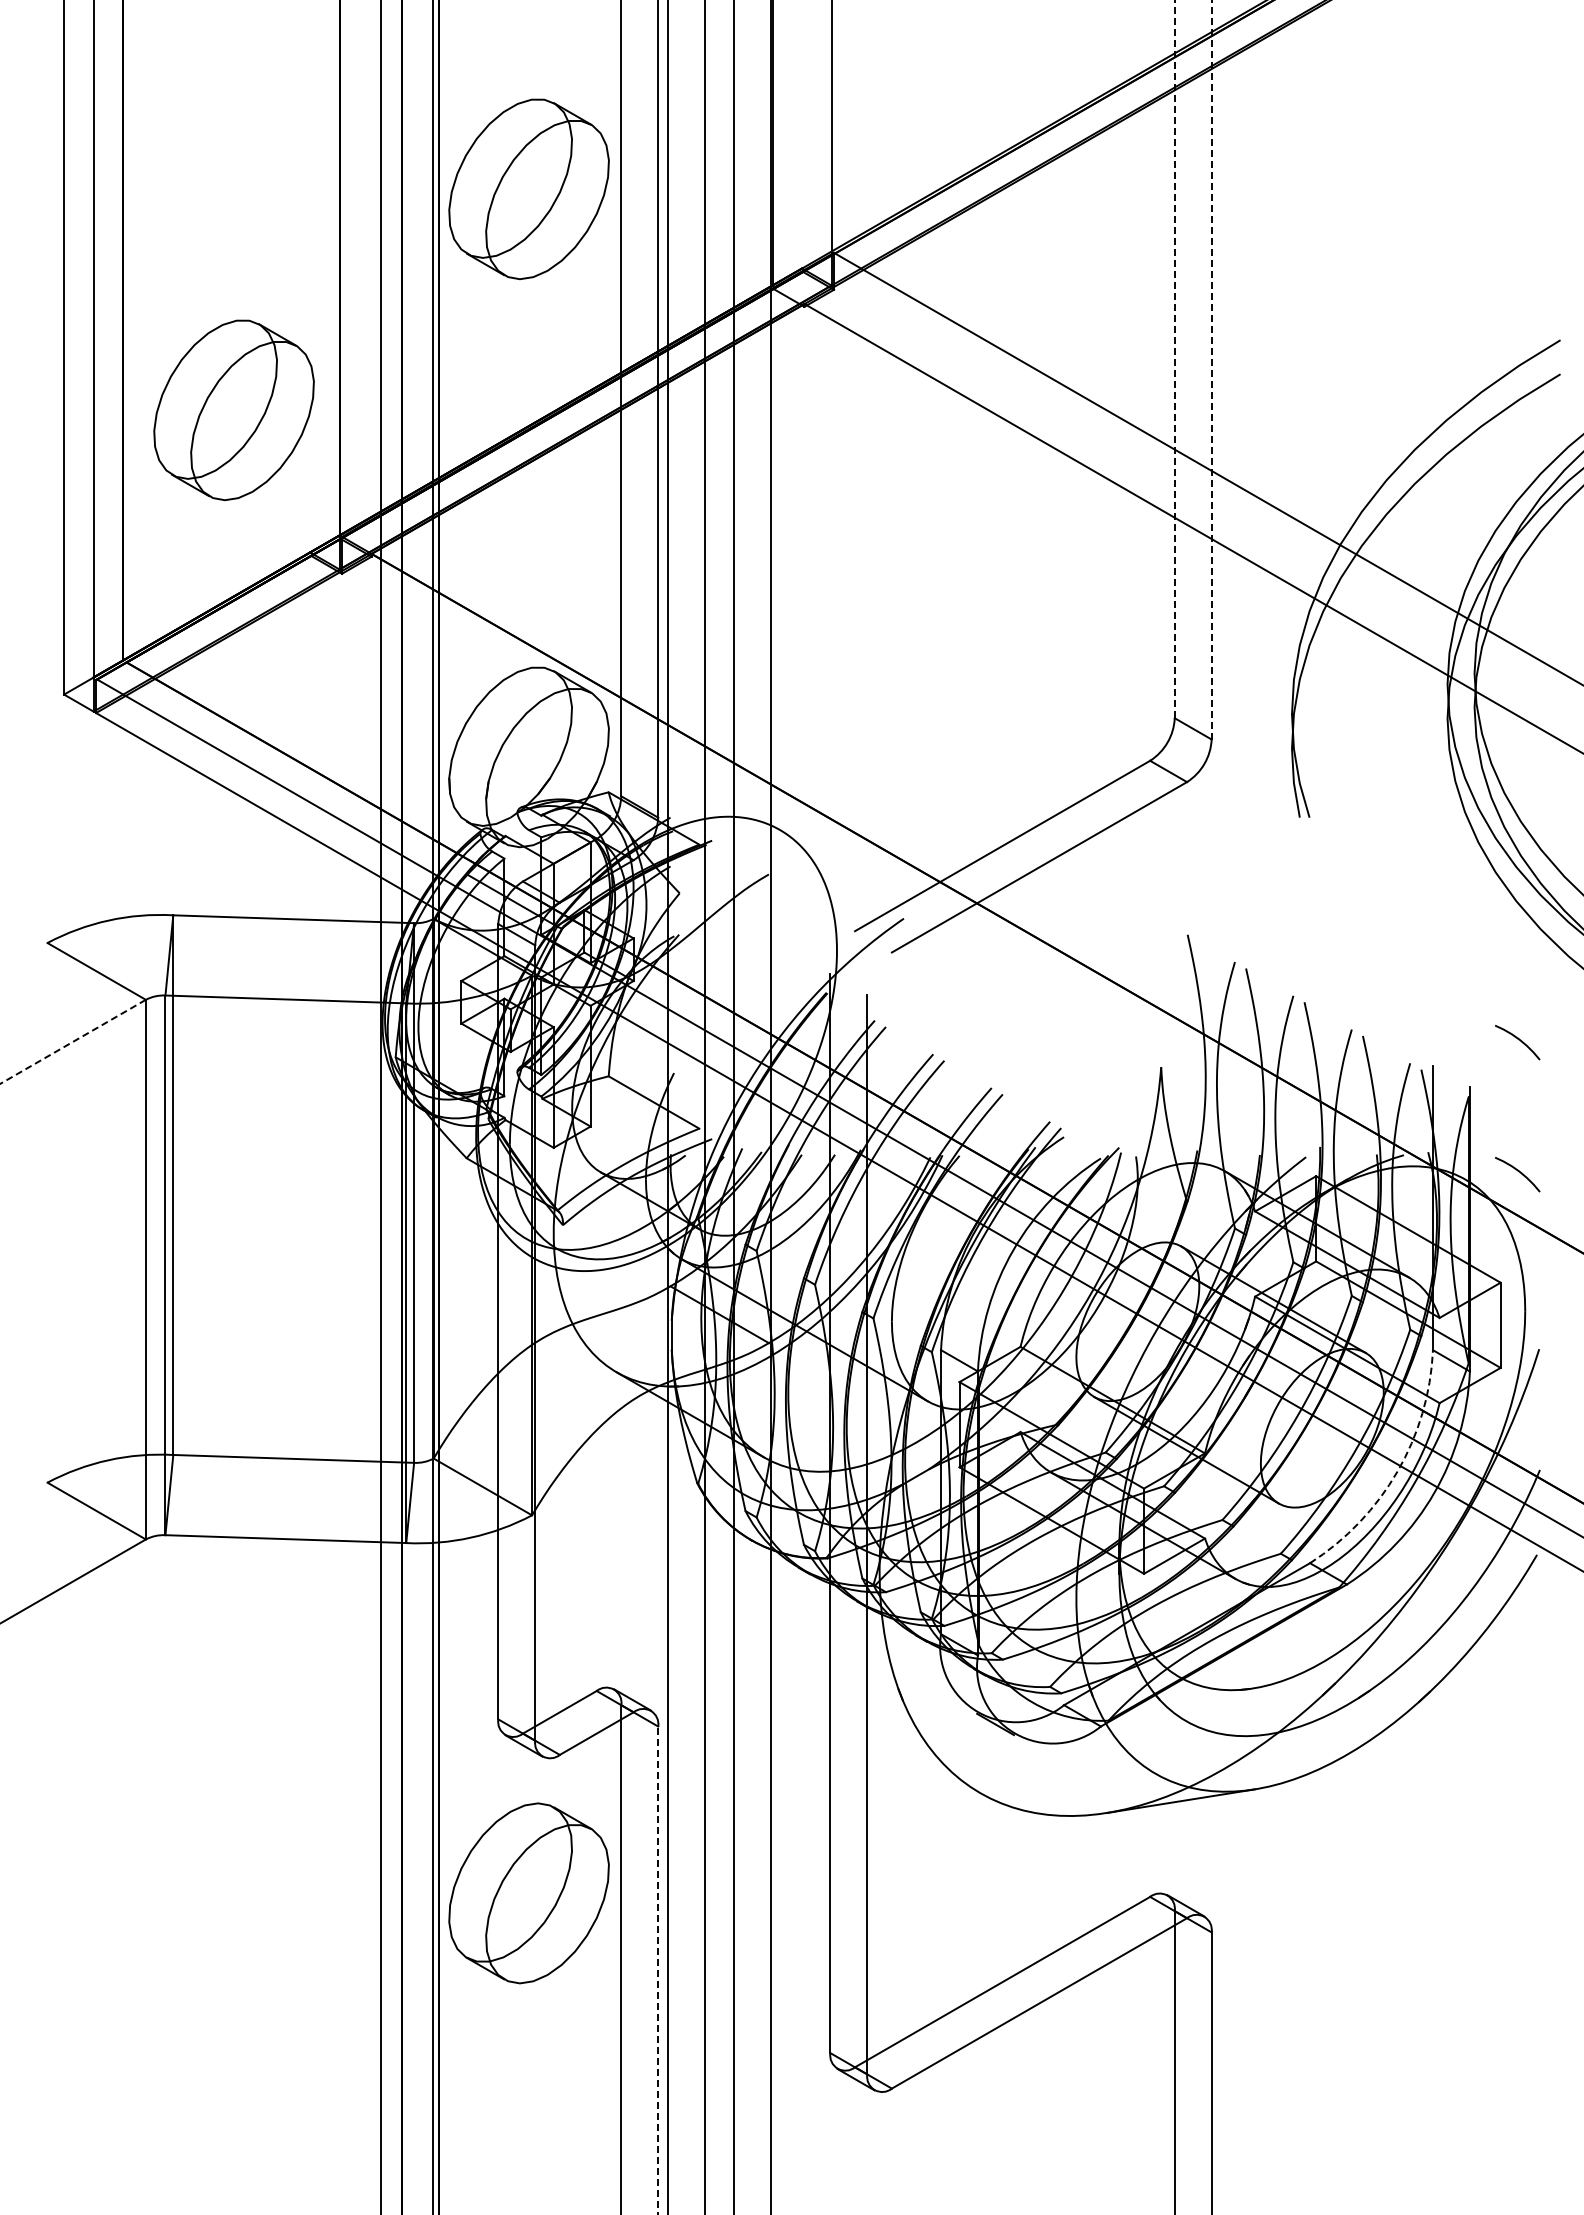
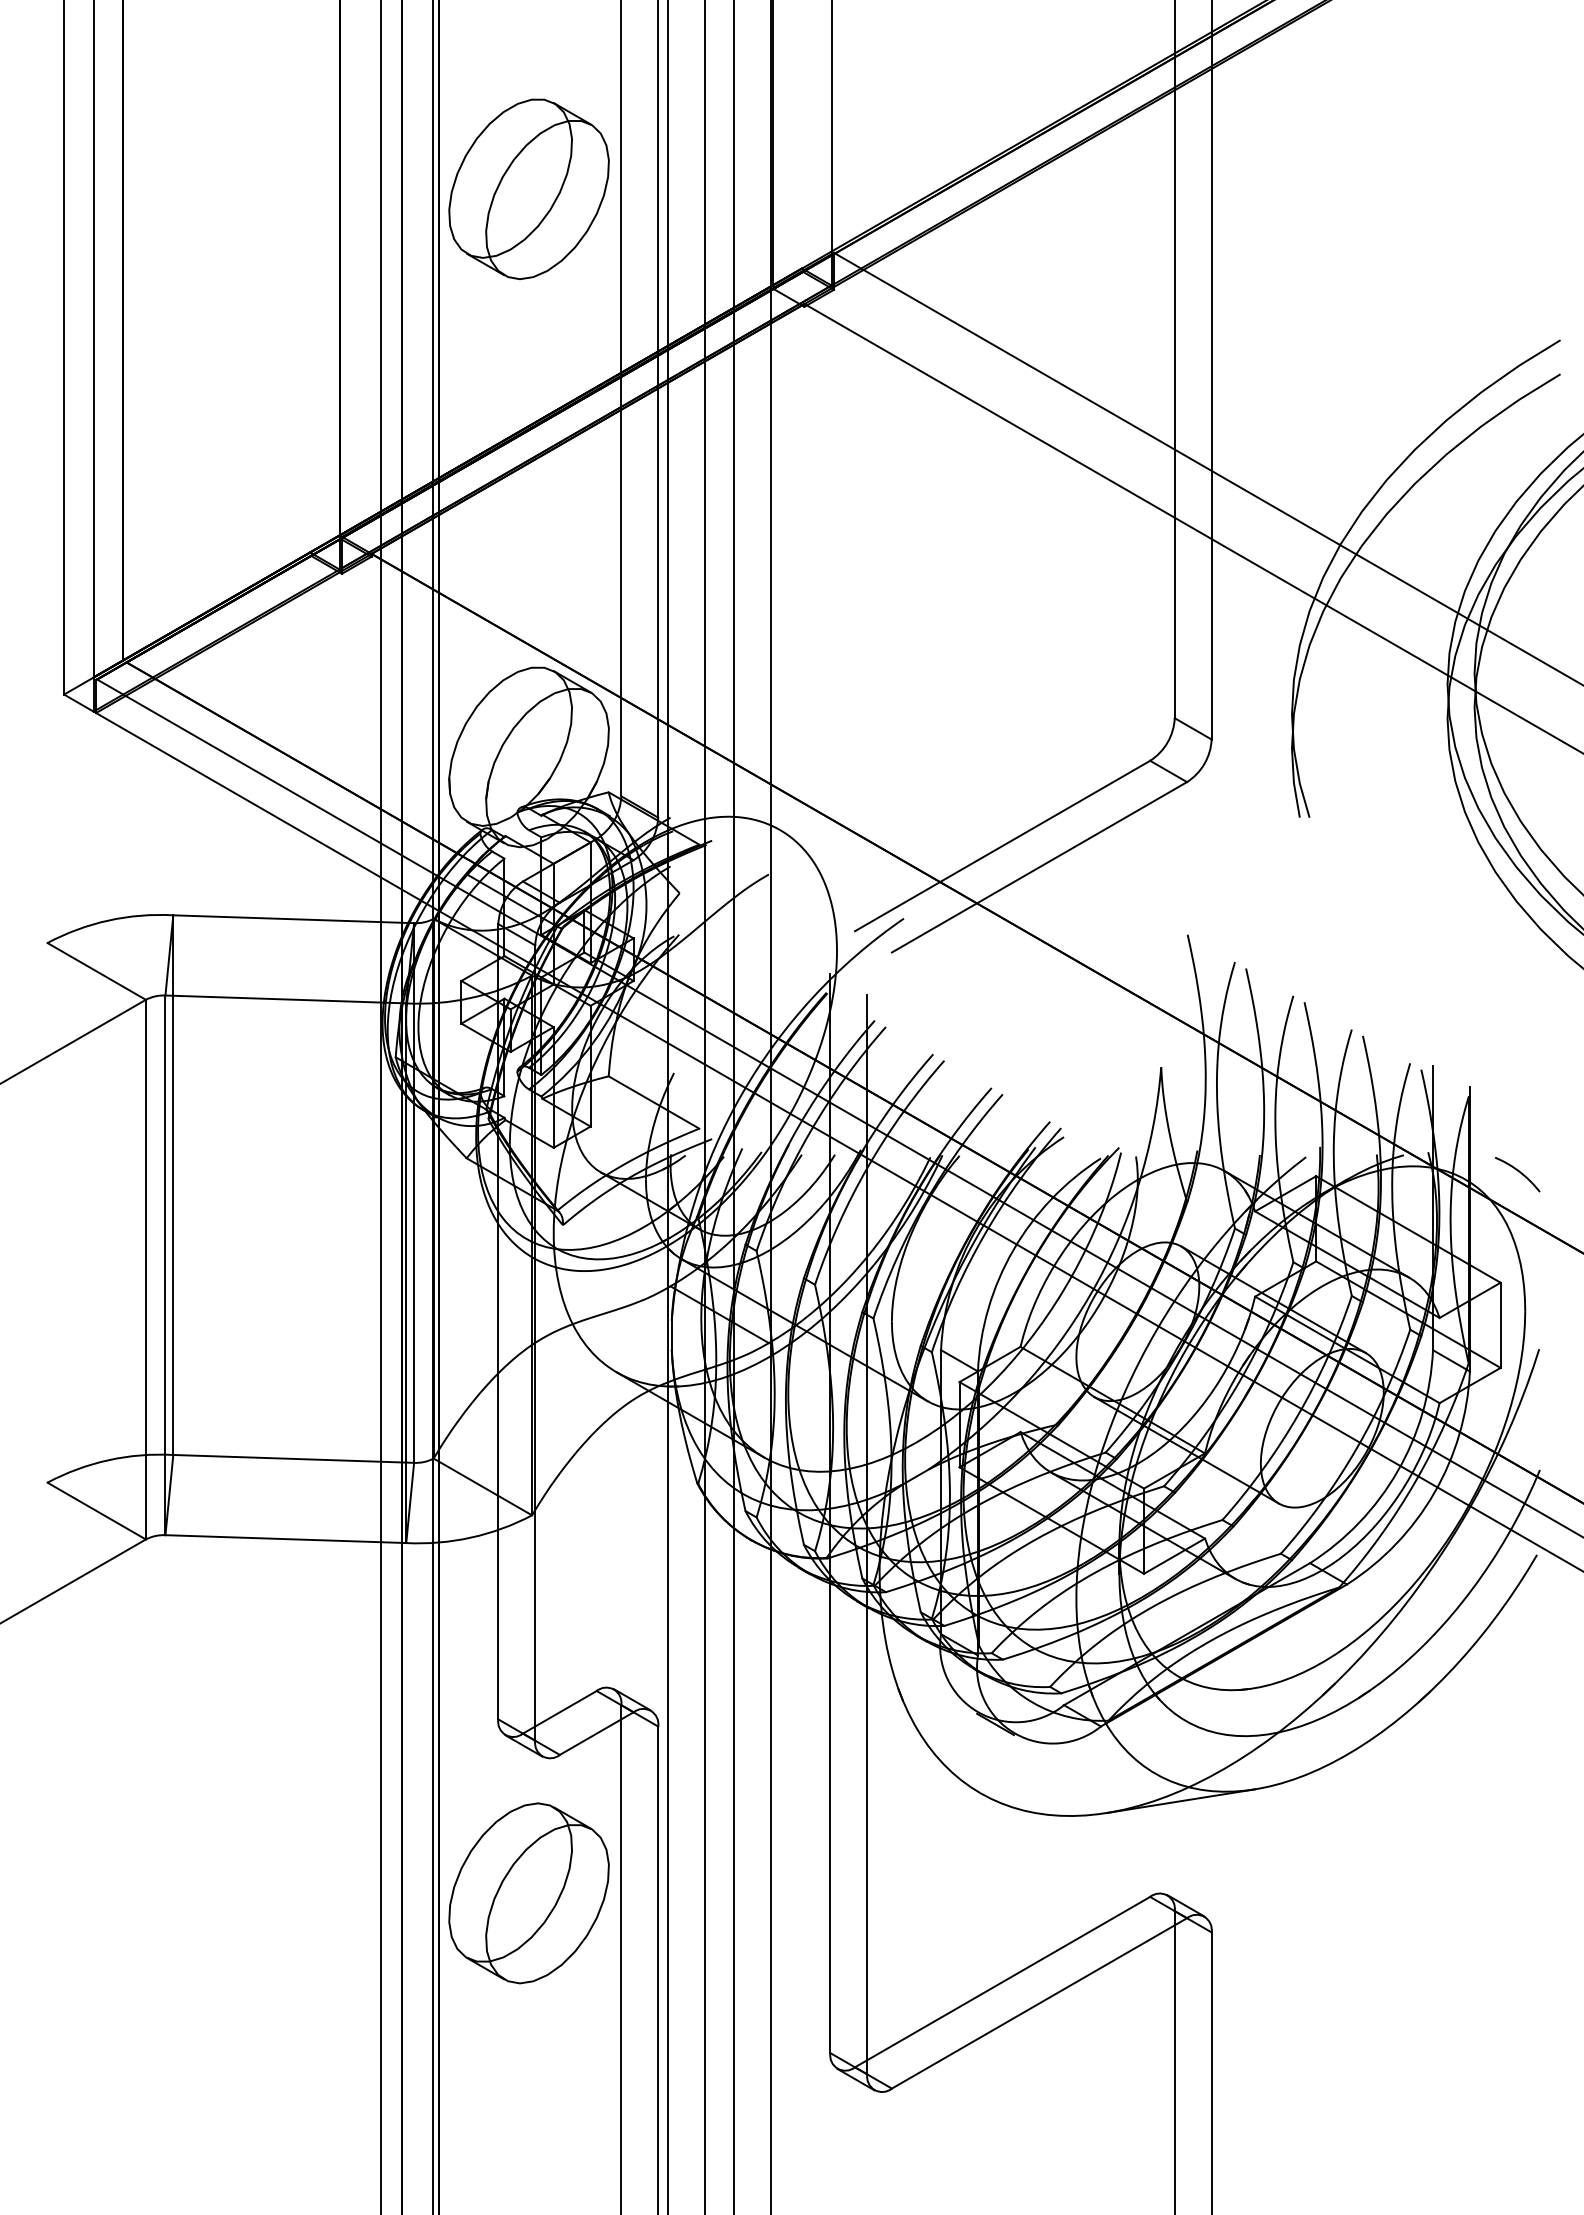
line: dashed -> solid (1174, 359)
line: dashed -> solid (1211, 369)
part: present -> none (233, 410)
curve: present -> none (1518, 1040)
line: dashed -> solid (73, 1041)
arc: dashed -> solid (1397, 1471)
line: dashed -> solid (658, 1970)
